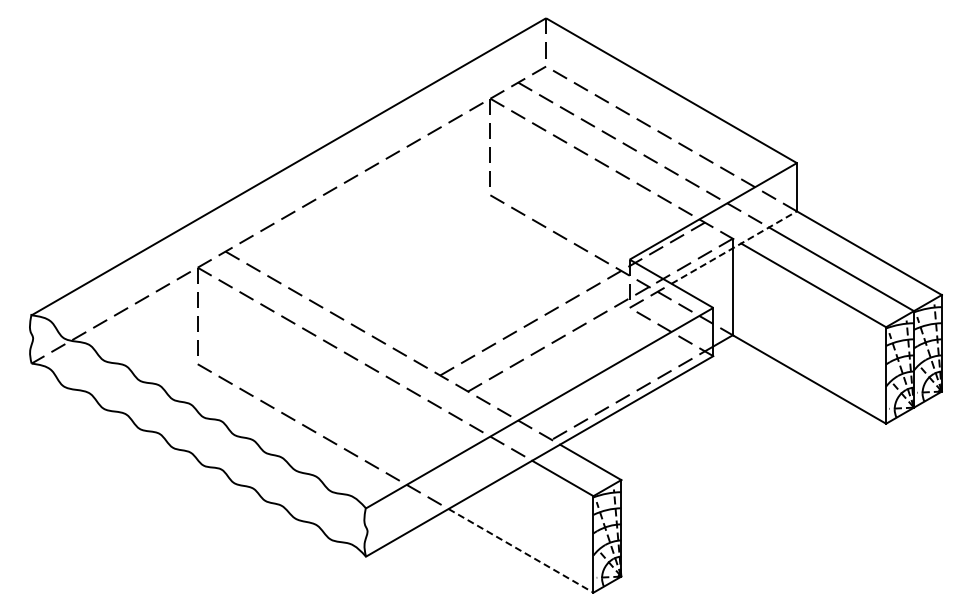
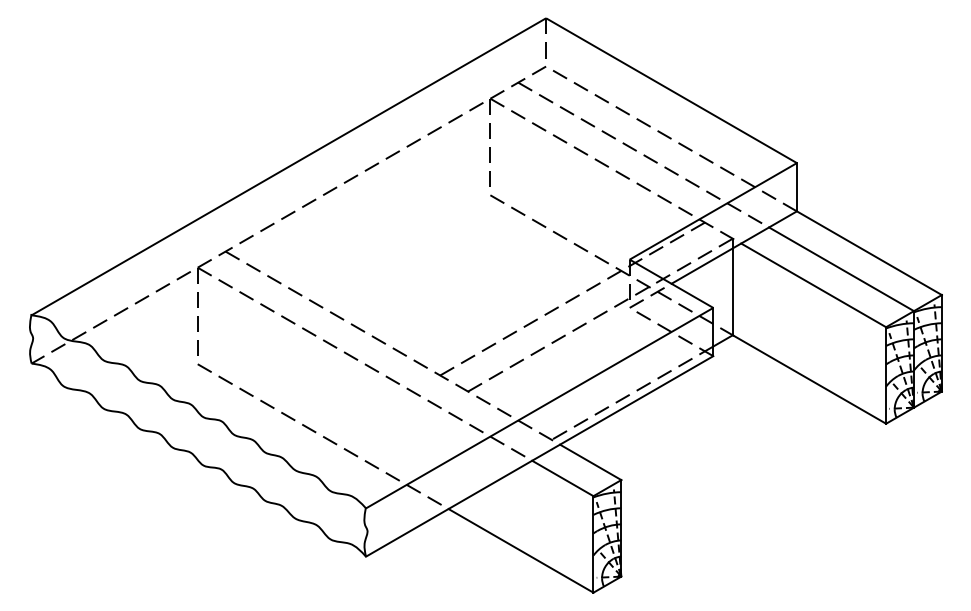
line: dashed -> solid (734, 247)
line: dashed -> solid (521, 550)
